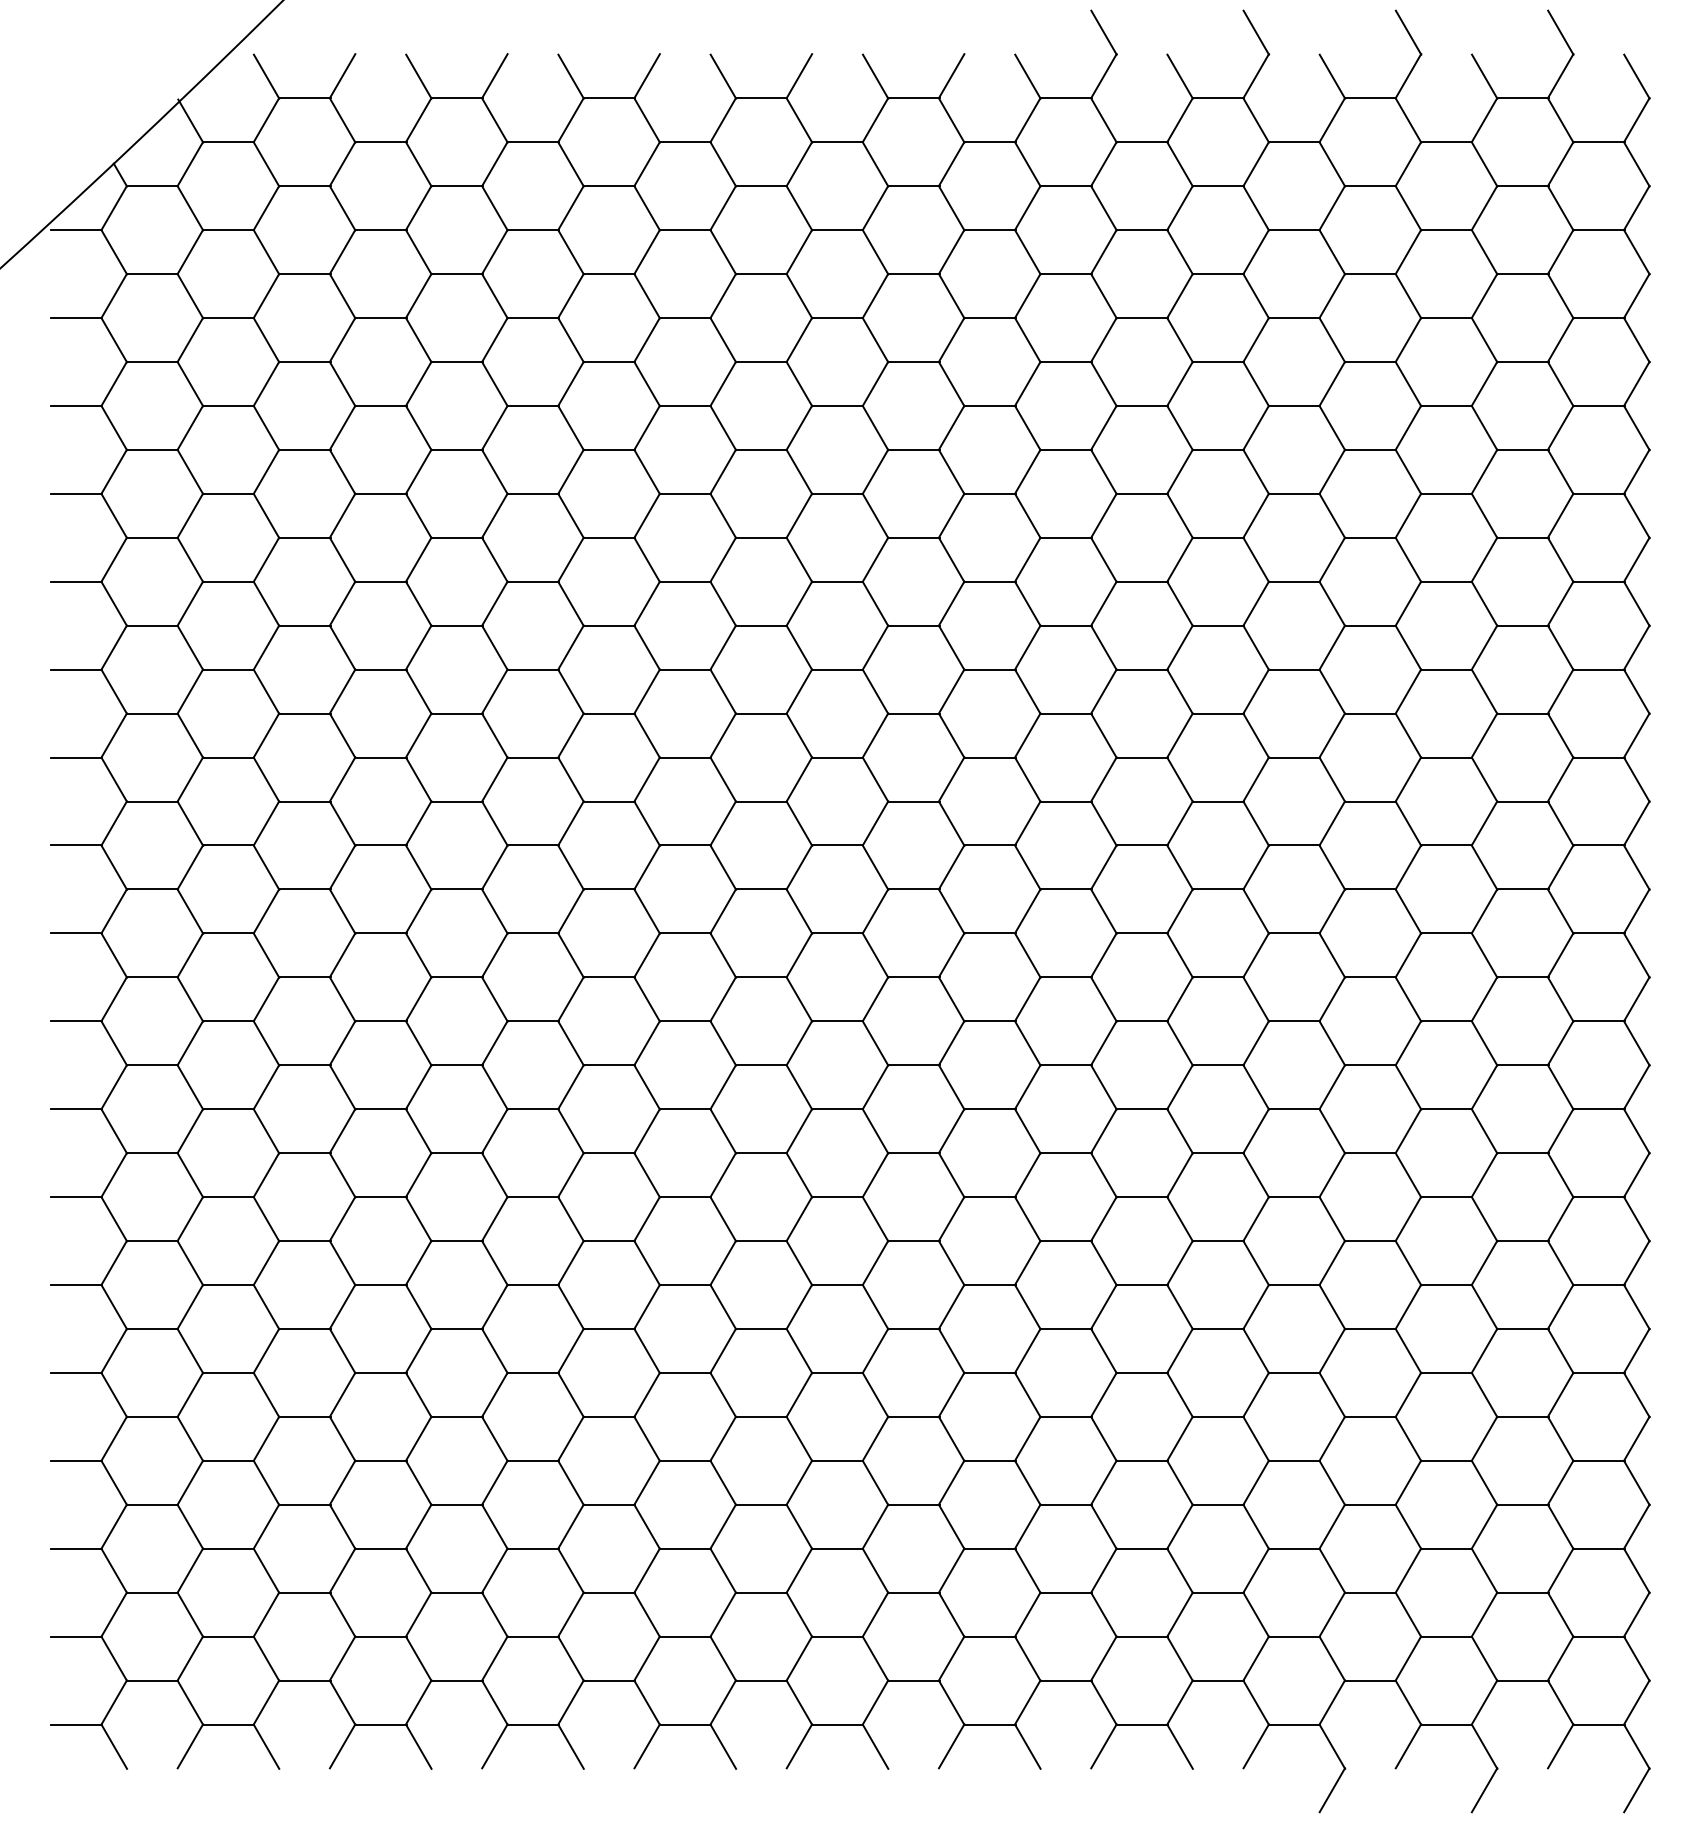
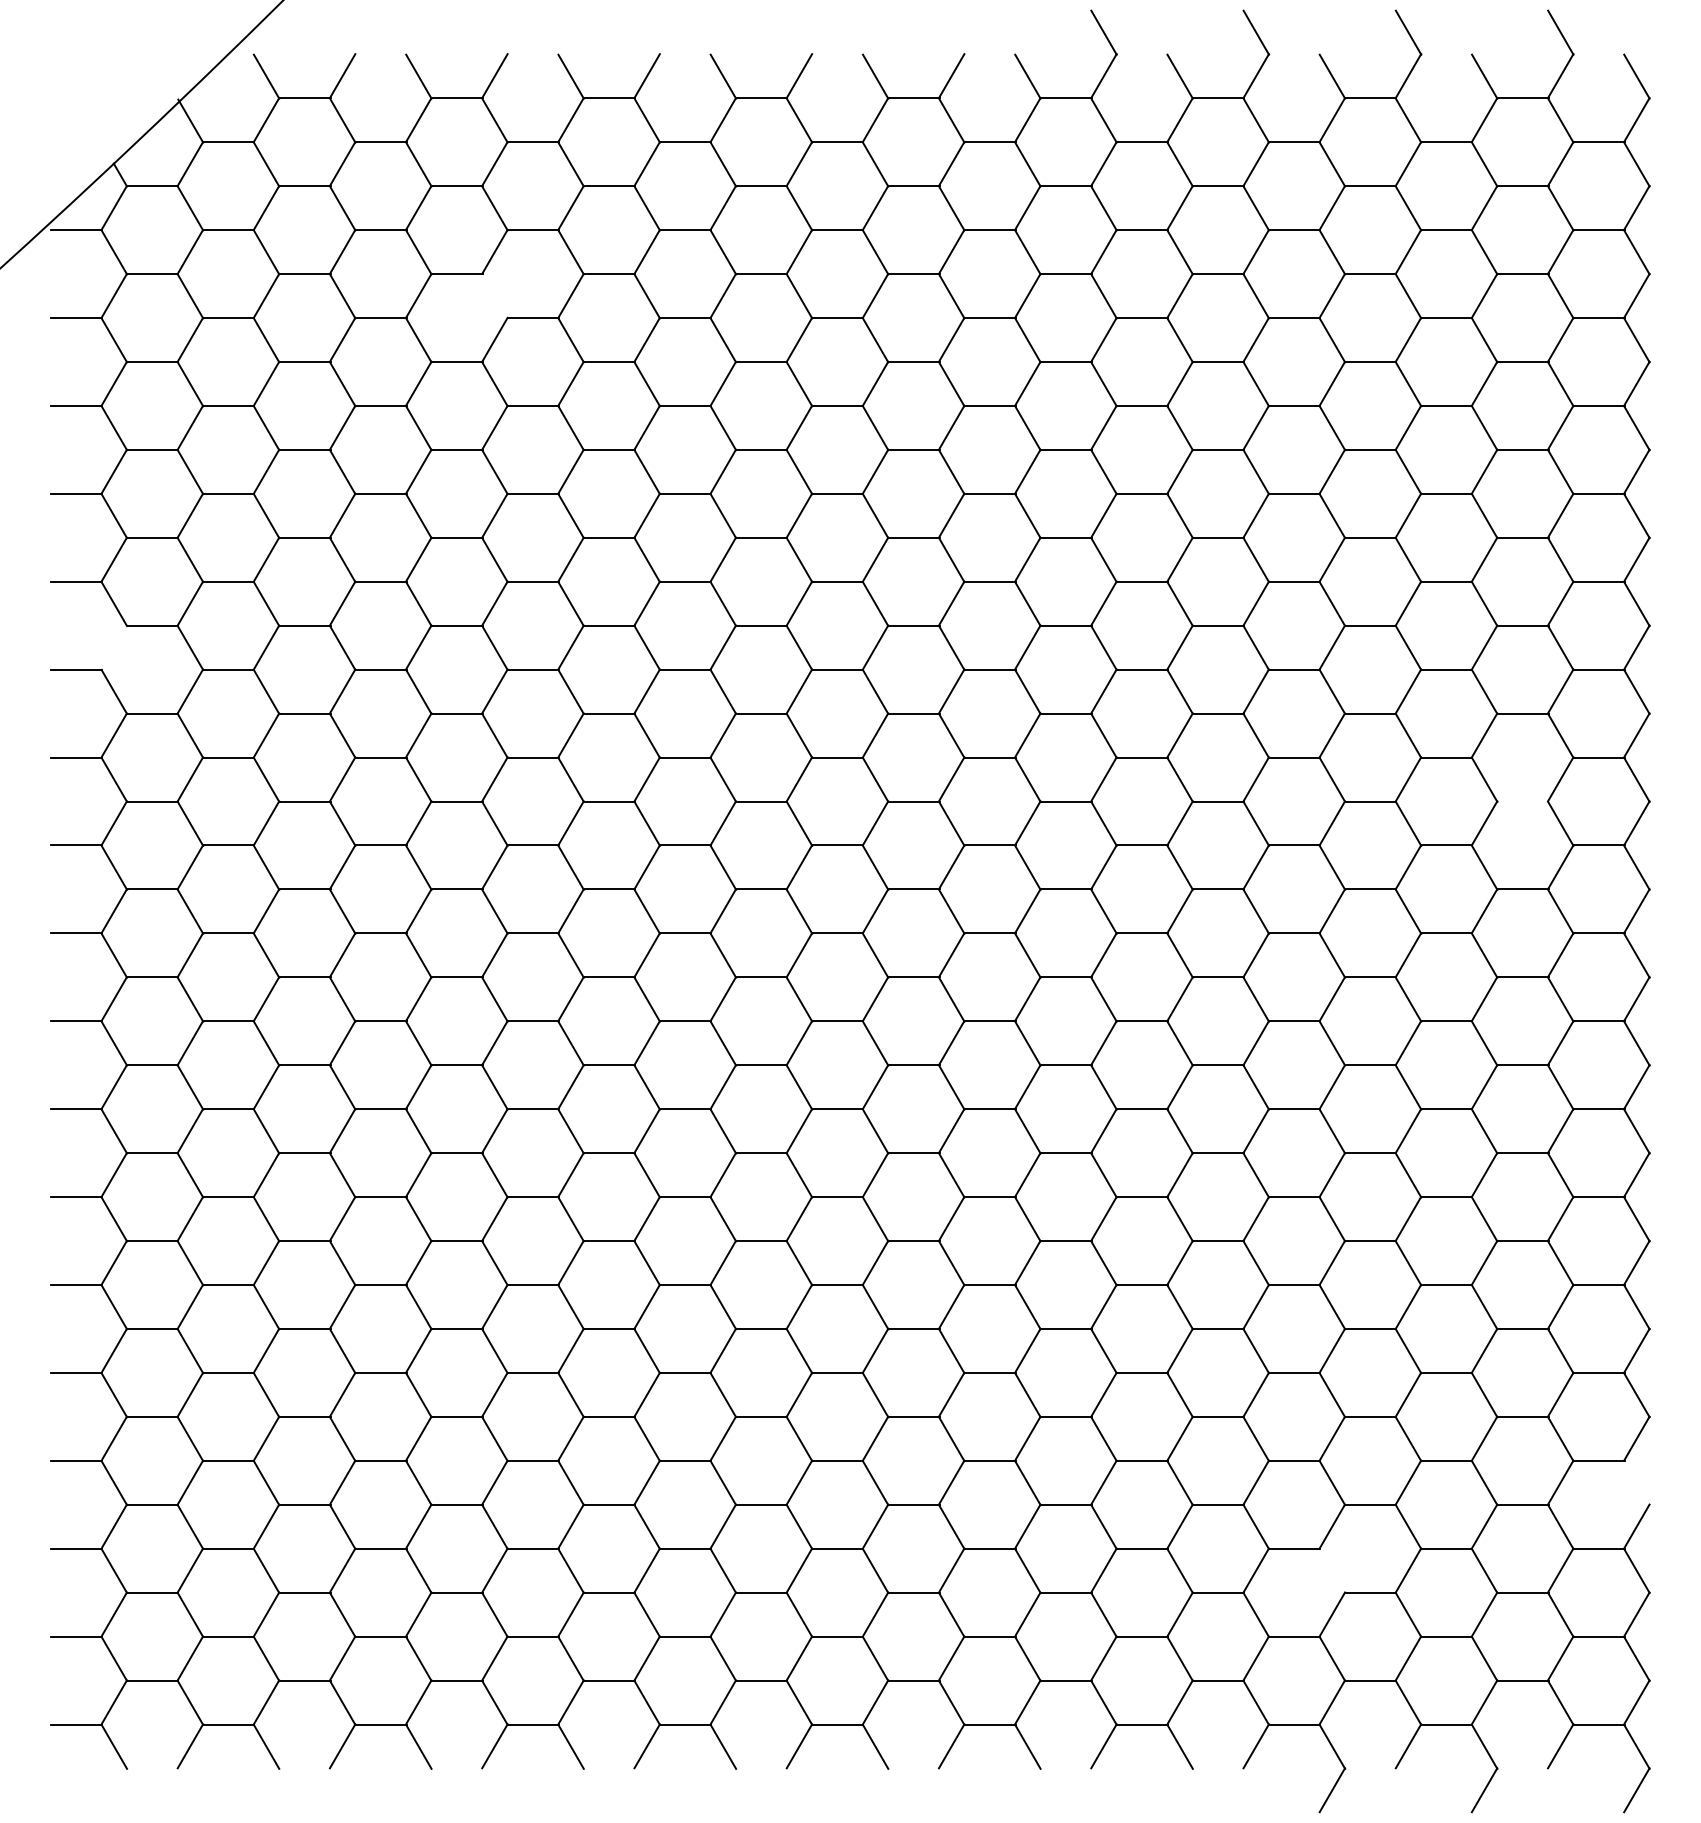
line: present -> none (494, 296)
line: present -> none (113, 647)
line: present -> none (1522, 801)
line: present -> none (1636, 1483)
line: present -> none (1332, 1571)
